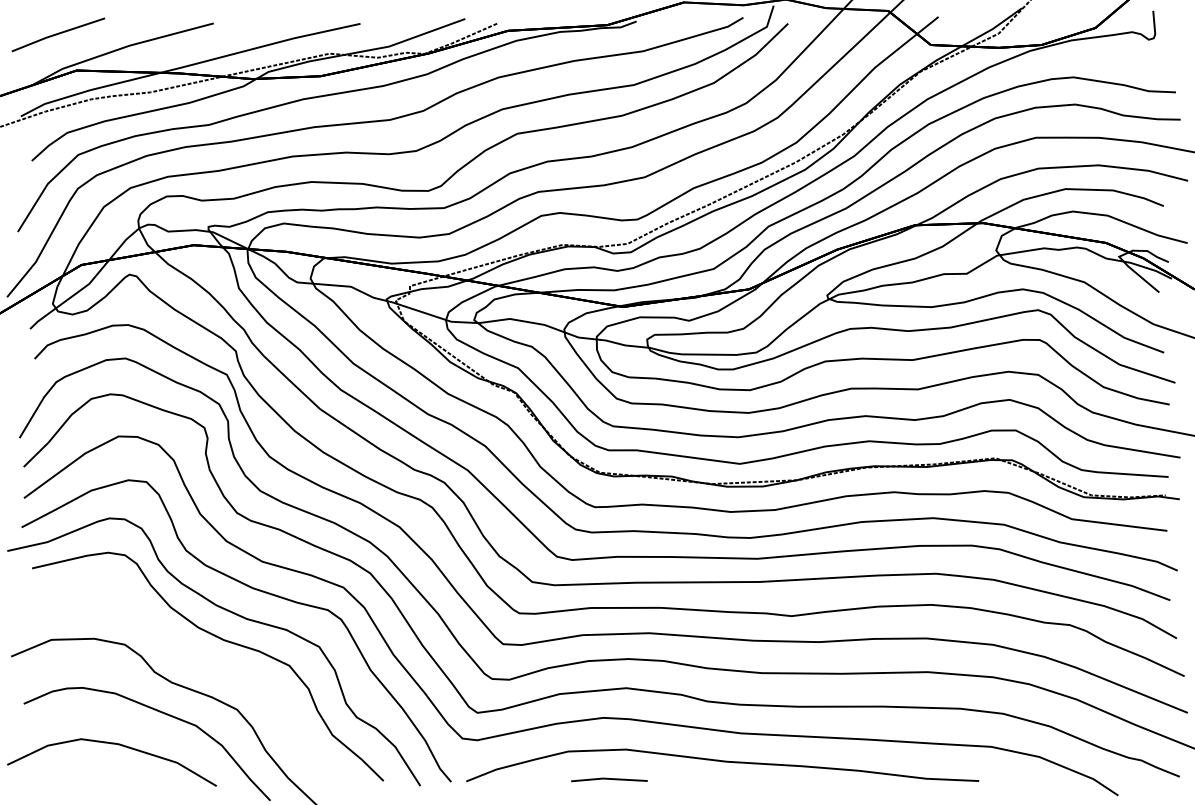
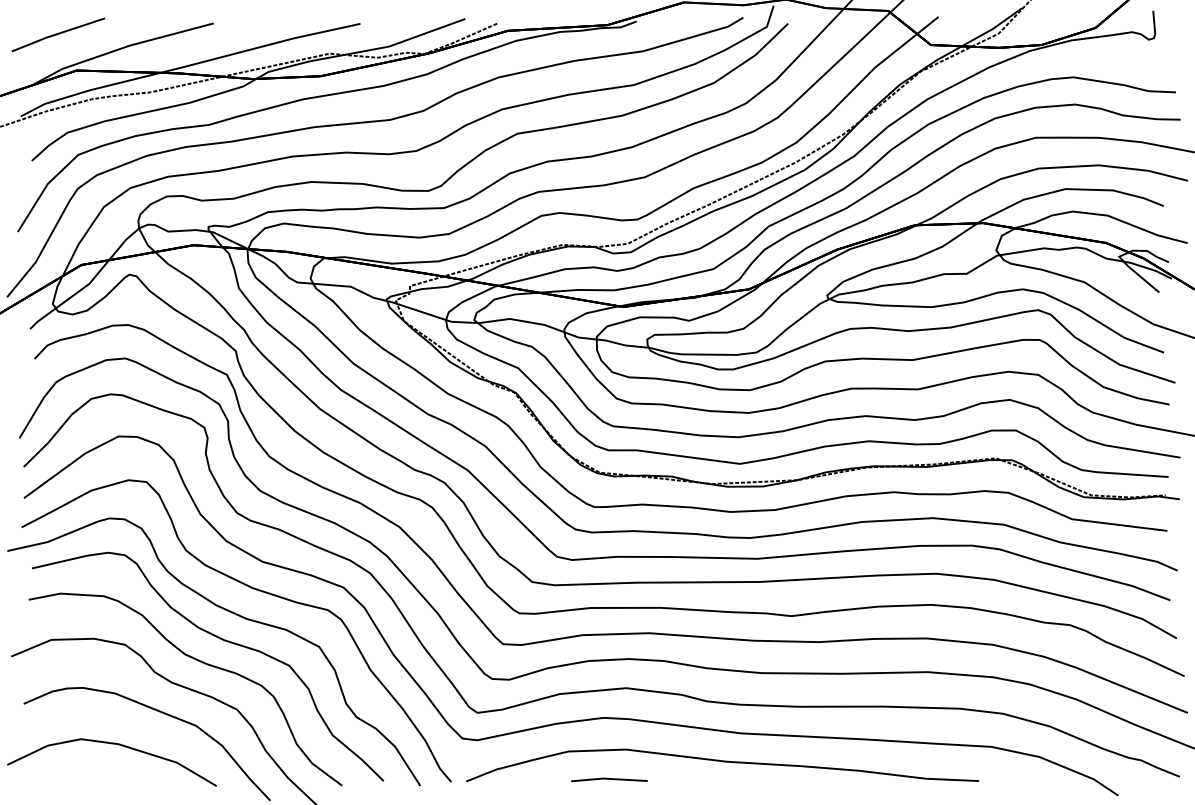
part: none -> present (195, 660)
